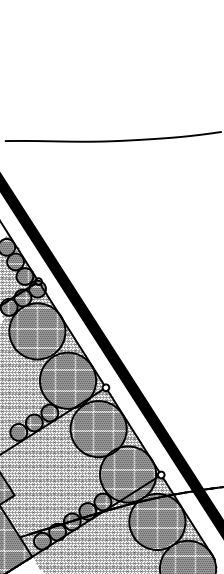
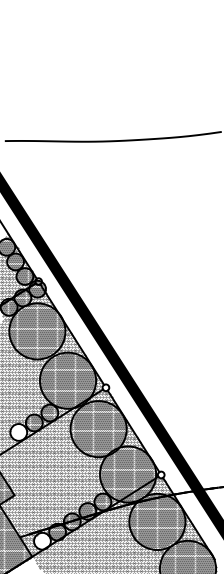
hatch: present -> none (18, 431)
hatch: present -> none (42, 540)
